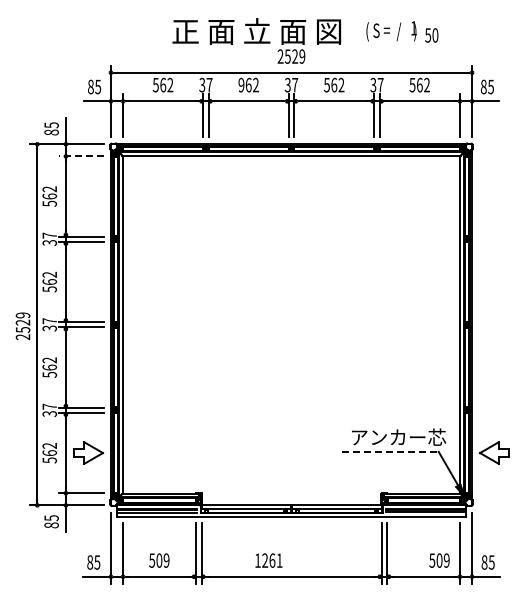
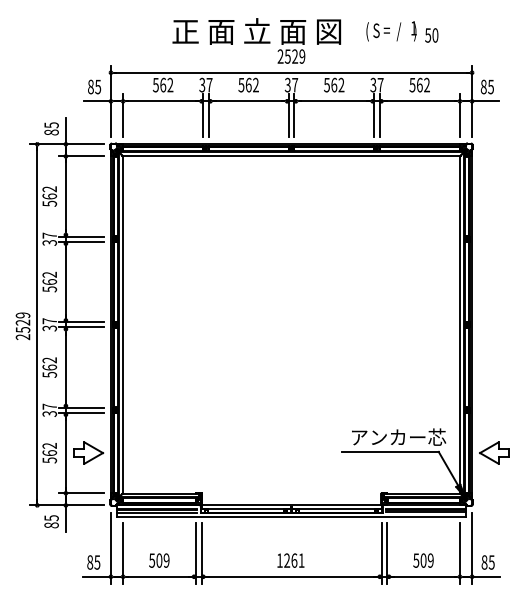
text: 962 -> 562 (241, 84)
line: dashed -> solid (80, 156)
line: dashed -> solid (391, 451)
text position: (268, 560) -> (290, 560) (290, 560)
text position: (439, 560) -> (423, 560) (423, 560)
